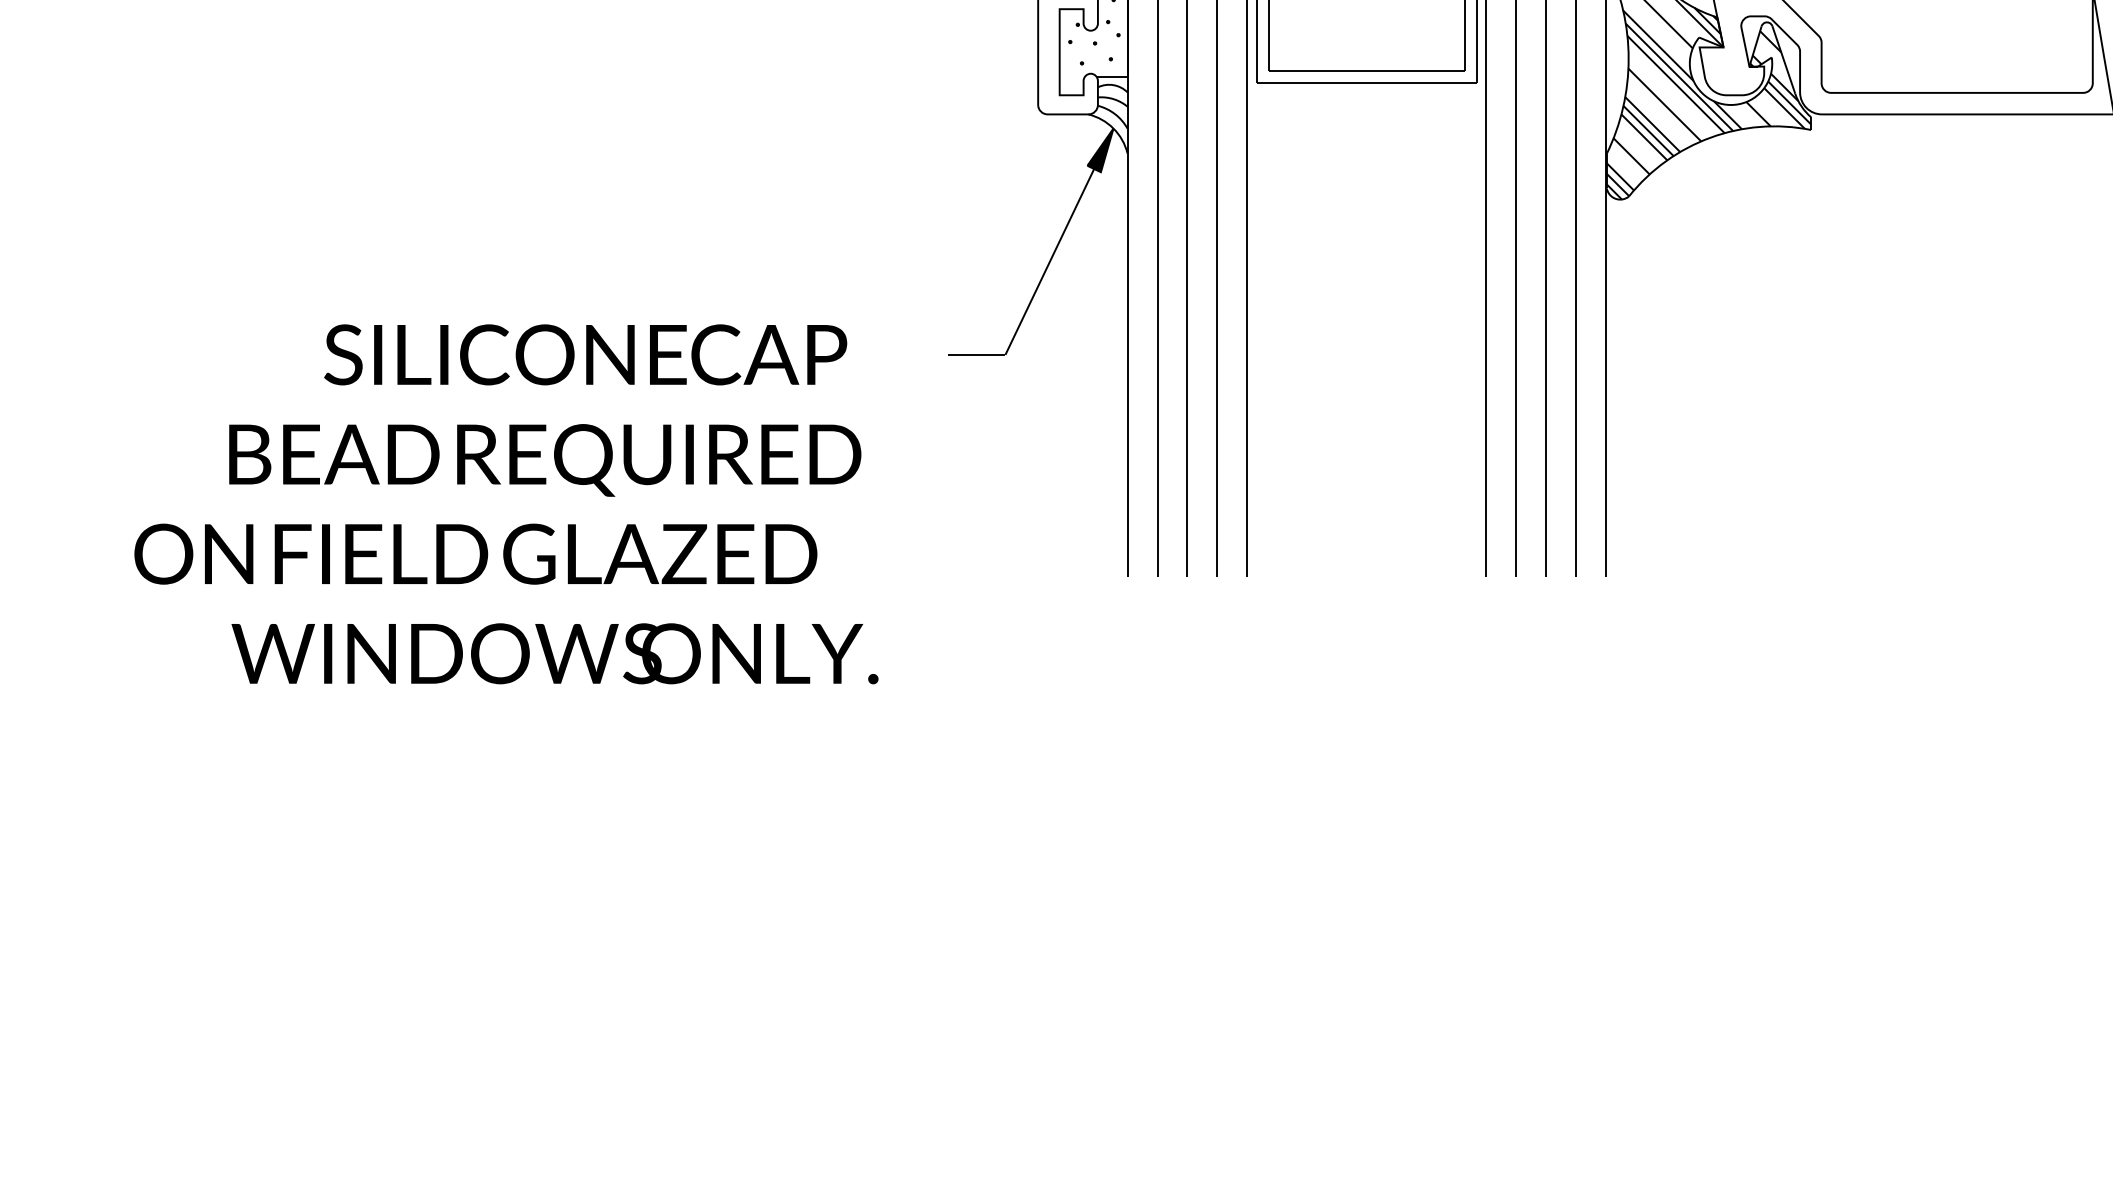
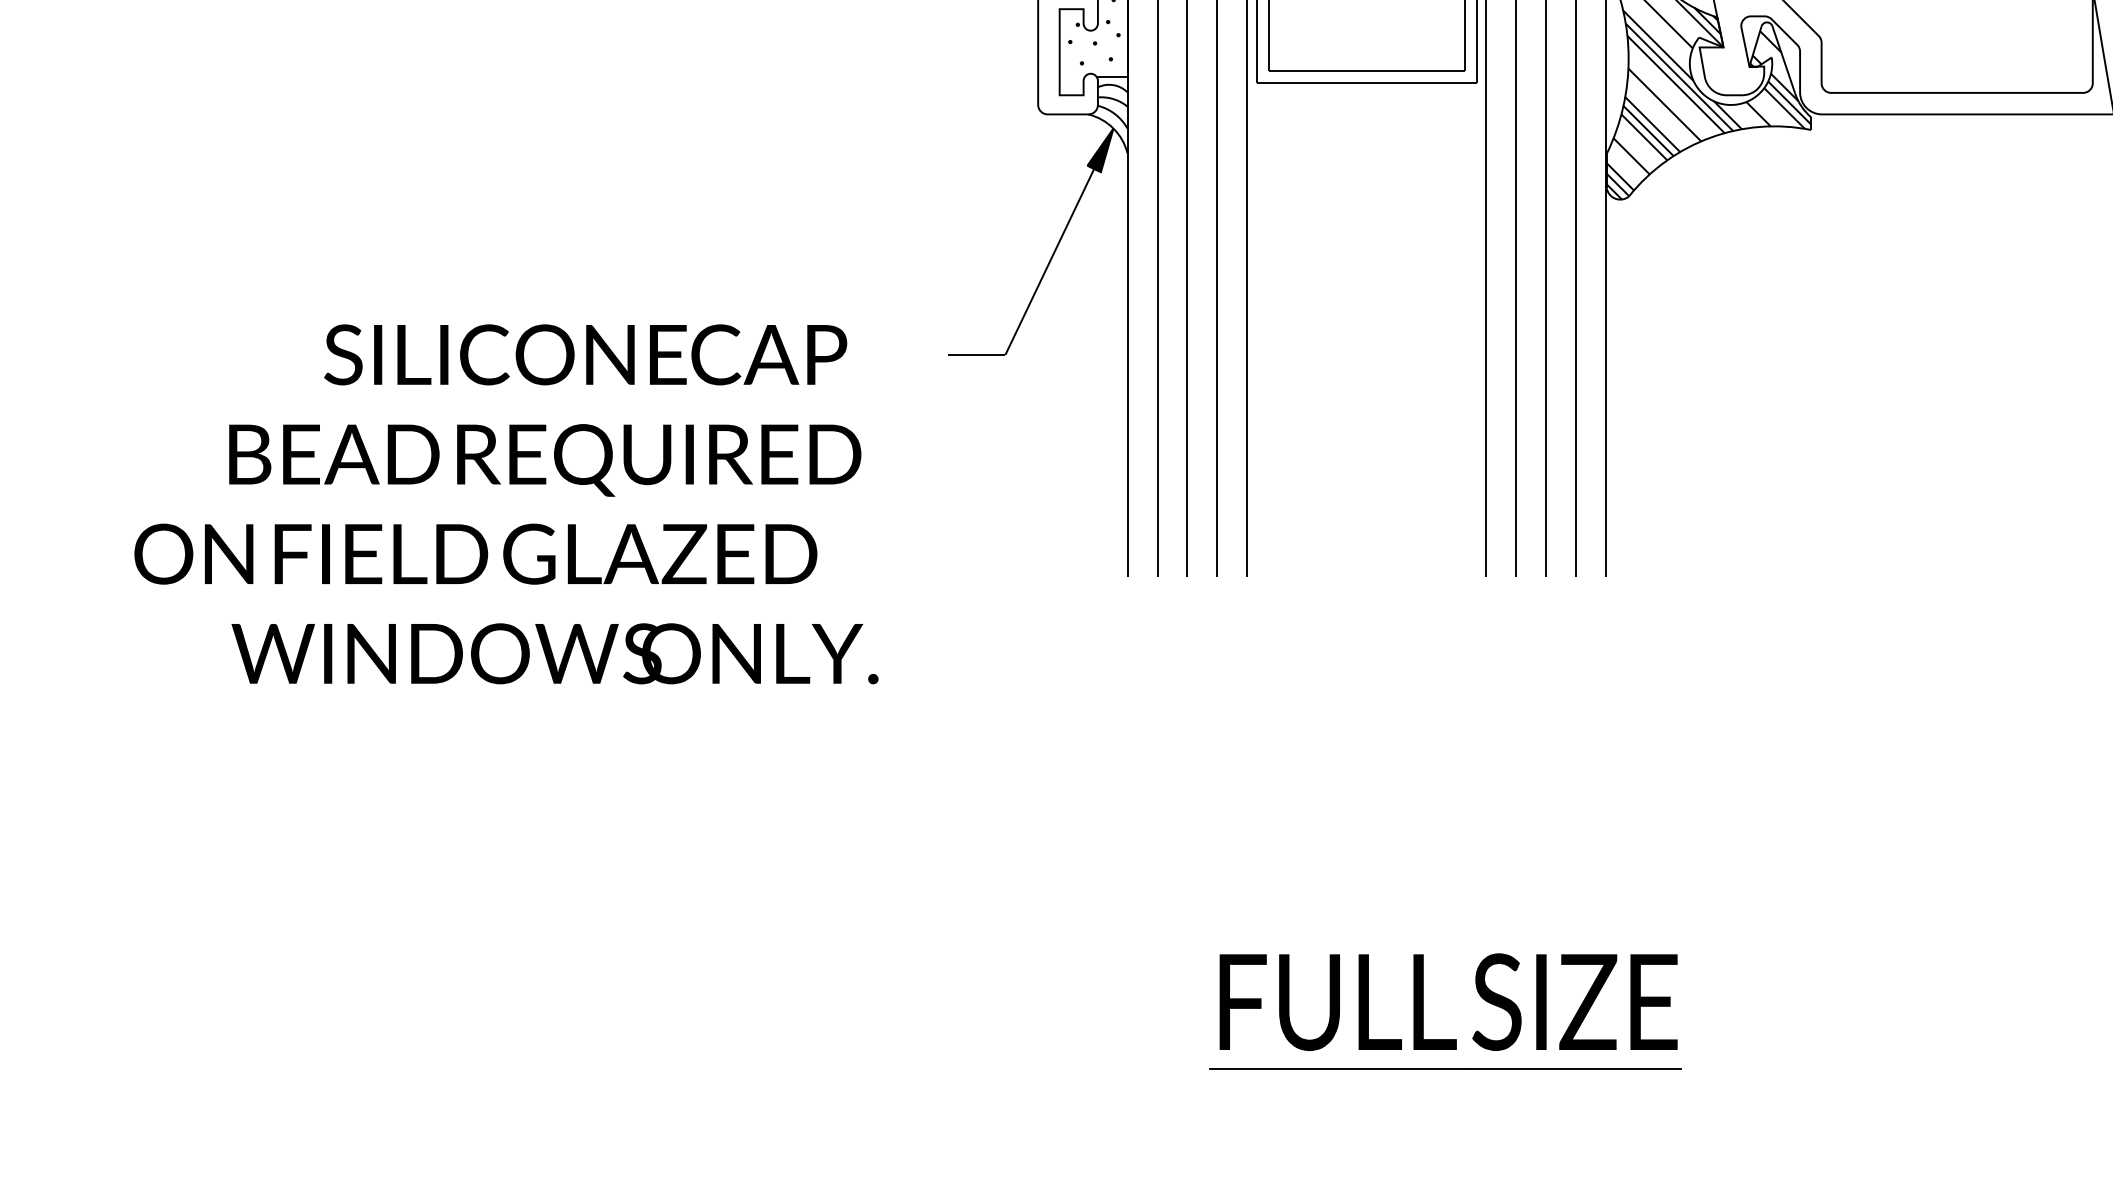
part: none -> present (1423, 1011)
